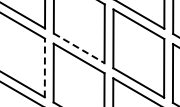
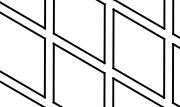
line: dashed -> solid (79, 48)
line: dashed -> solid (44, 67)
